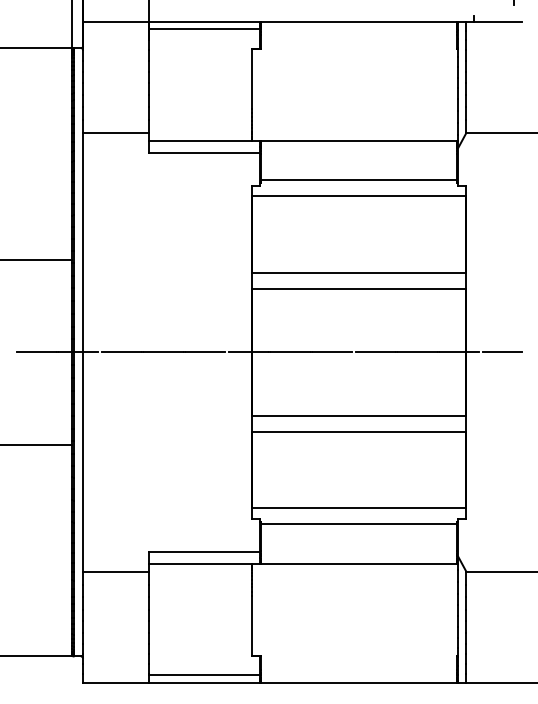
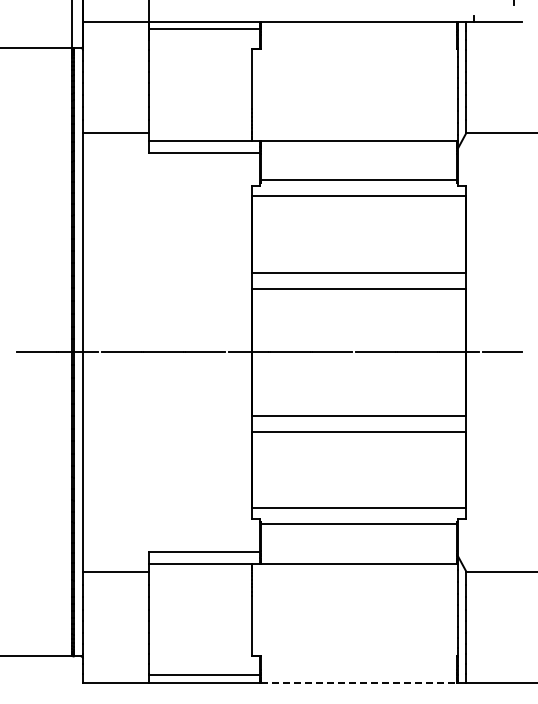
line: present -> none (37, 259)
line: present -> none (37, 444)
line: solid -> dashed (359, 682)
